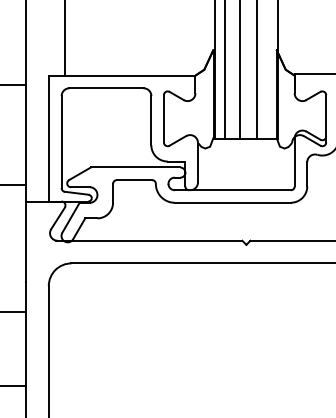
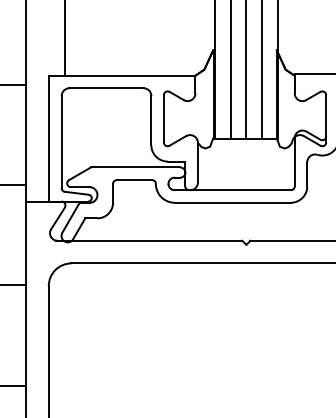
line position: (224, 70) -> (230, 70) (230, 70)
line position: (240, 70) -> (246, 70) (246, 70)
line position: (257, 70) -> (262, 70) (262, 70)
line position: (14, 312) -> (14, 285) (14, 285)
